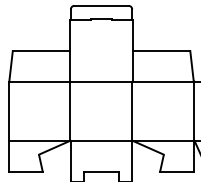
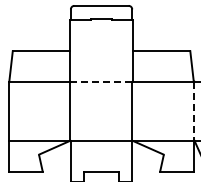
line: solid -> dashed (101, 81)
line: solid -> dashed (194, 111)
